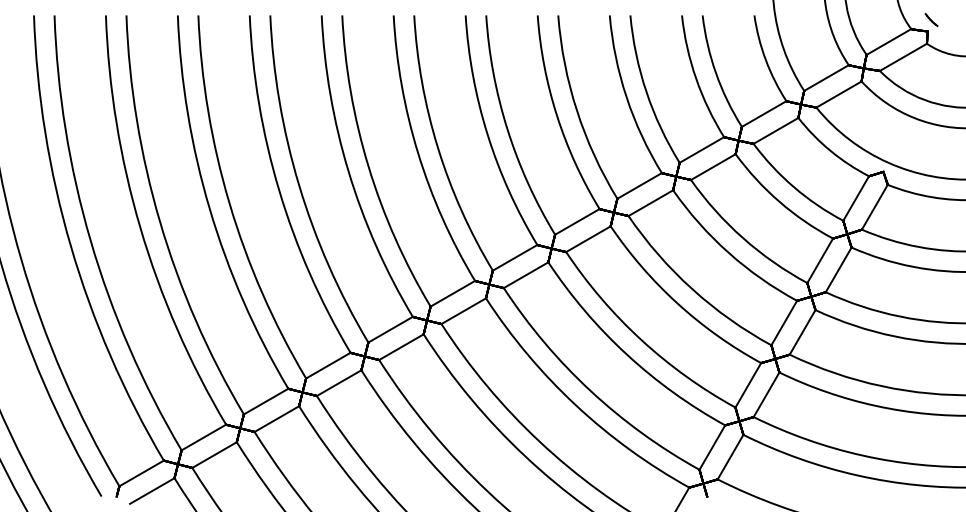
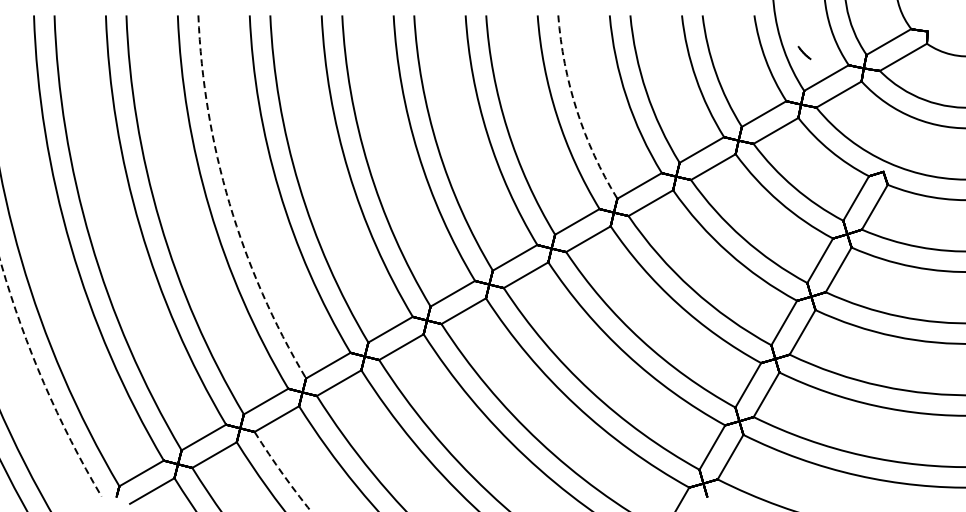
line position: (931, 20) -> (804, 53) (804, 53)
arc: solid -> dashed (576, 110)
arc: solid -> dashed (229, 203)
arc: solid -> dashed (43, 381)
arc: solid -> dashed (282, 473)
